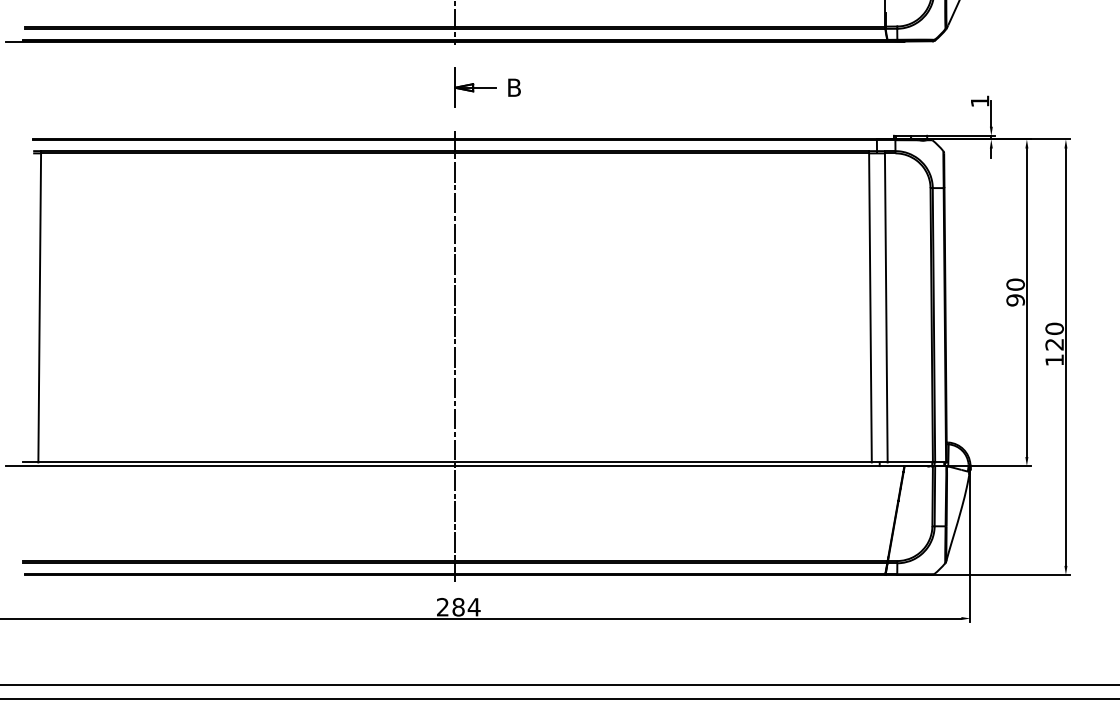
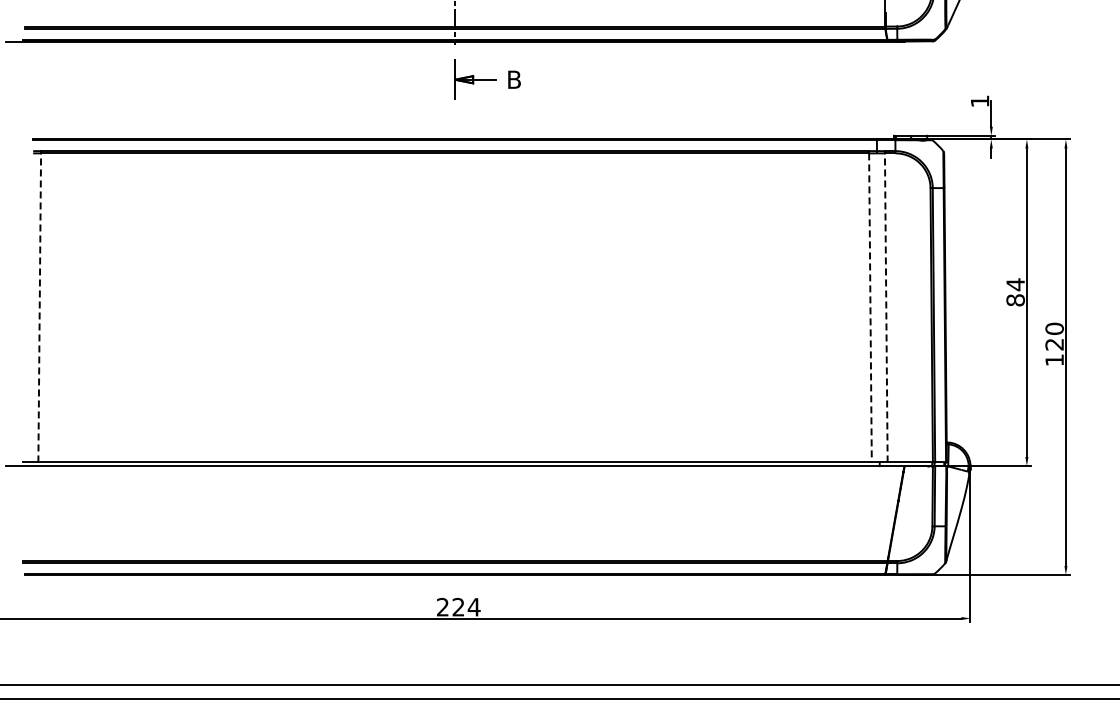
part position: (487, 87) -> (487, 79) (487, 79)
text: 90 -> 84 (1015, 292)
line: solid -> dashed (39, 307)
line: solid -> dashed (870, 307)
line: solid -> dashed (886, 307)
line: present -> none (455, 356)
text: 284 -> 224 (458, 607)
